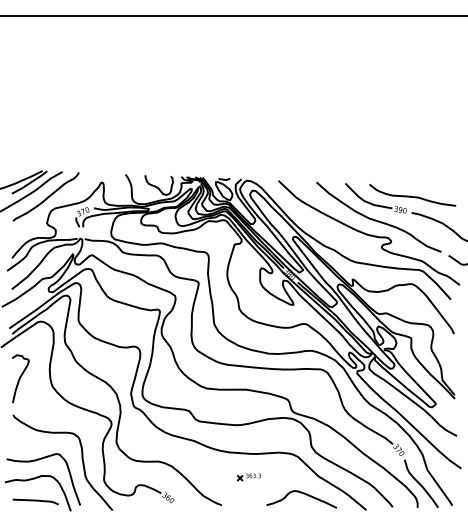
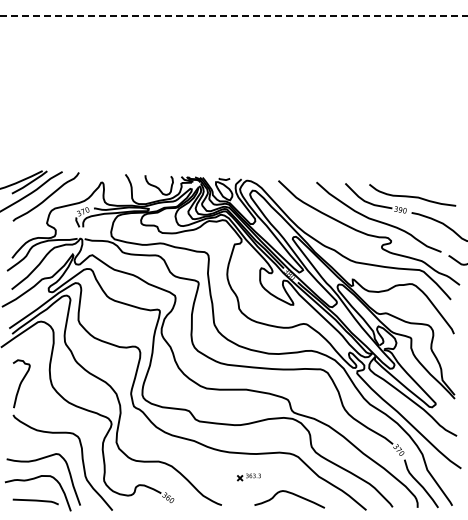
line: solid -> dashed (234, 15)
curve position: (20, 378) -> (21, 383) (21, 383)
curve position: (303, 494) -> (291, 494) (291, 494)
